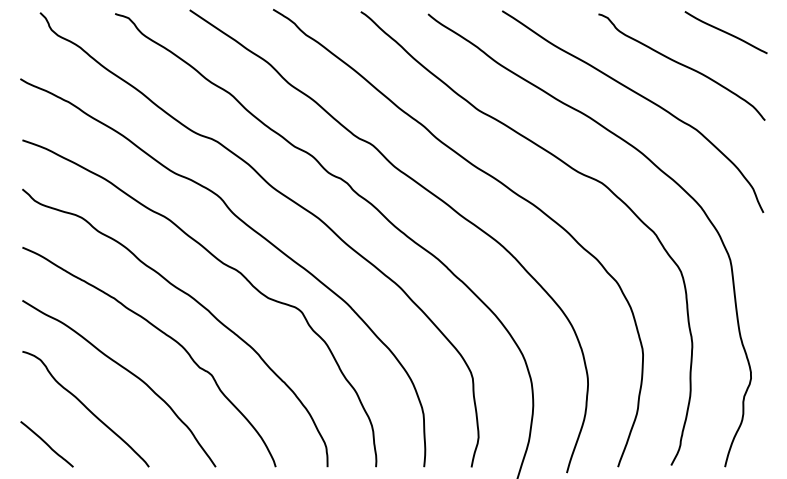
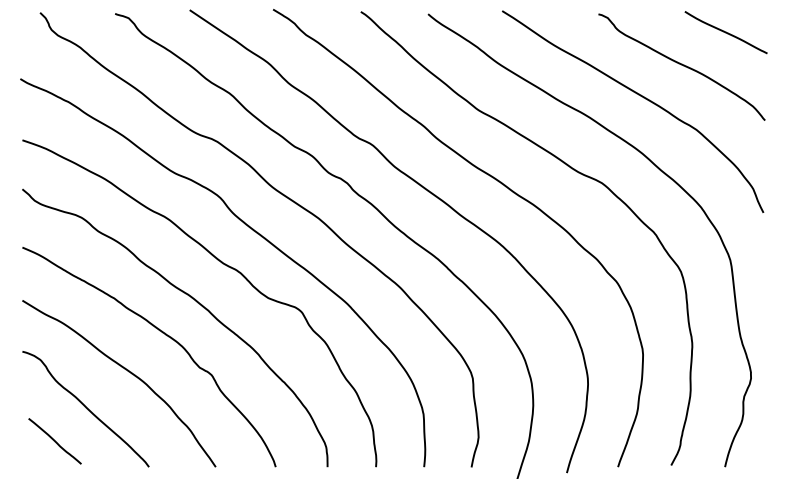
line position: (46, 444) -> (54, 441) (54, 441)
